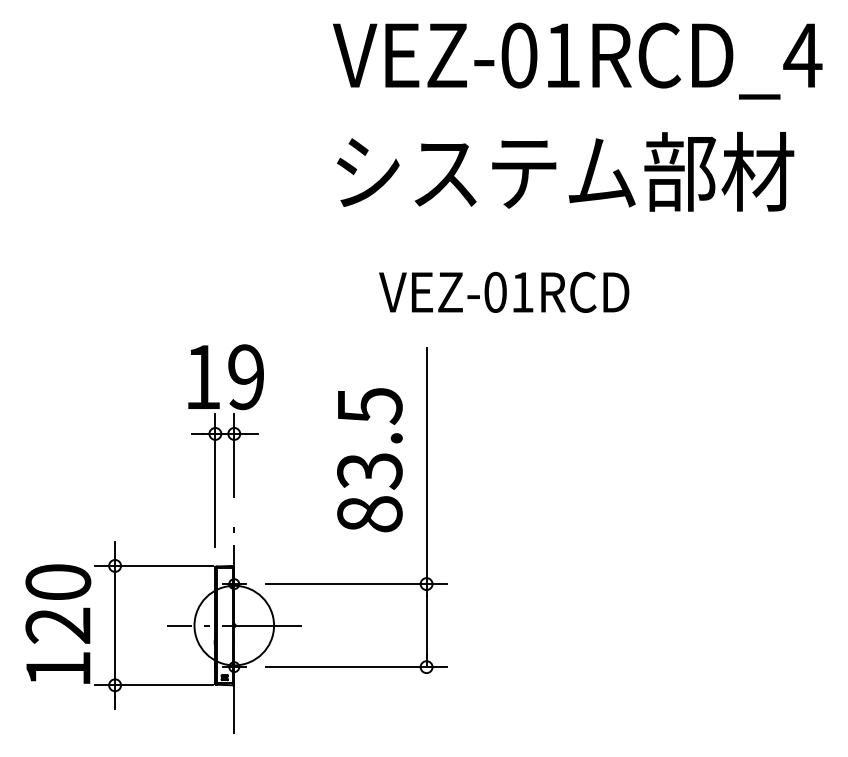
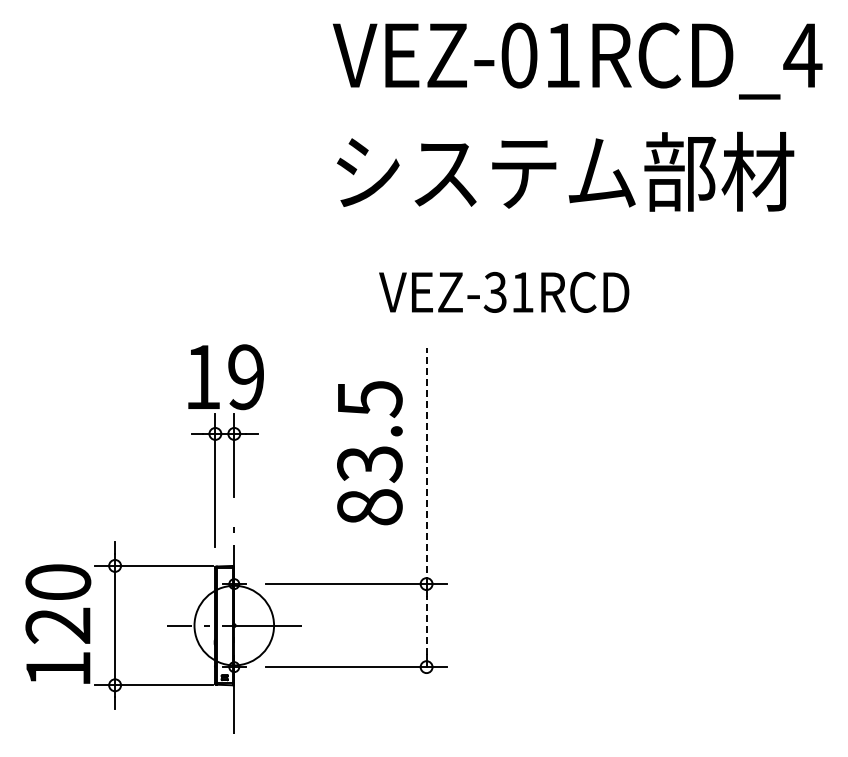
text: VEZ-01RCD -> VEZ-31RCD (494, 292)
text position: (369, 460) -> (369, 453) (369, 453)
line: solid -> dashed (426, 465)
line: solid -> dashed (426, 625)
